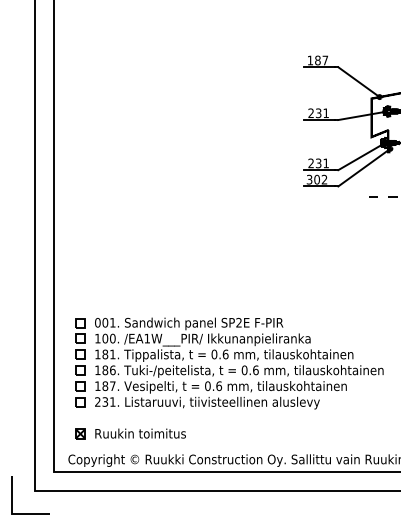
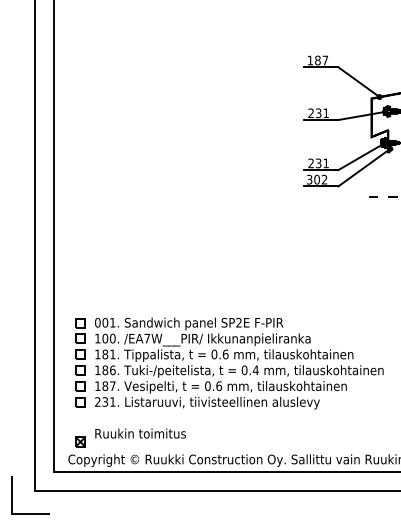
text: /EA1W___PIR/ -> /EA7W___PIR/ (146, 338)
text: 0.6 -> 0.4 (255, 370)
part position: (80, 433) -> (80, 441) (80, 441)
